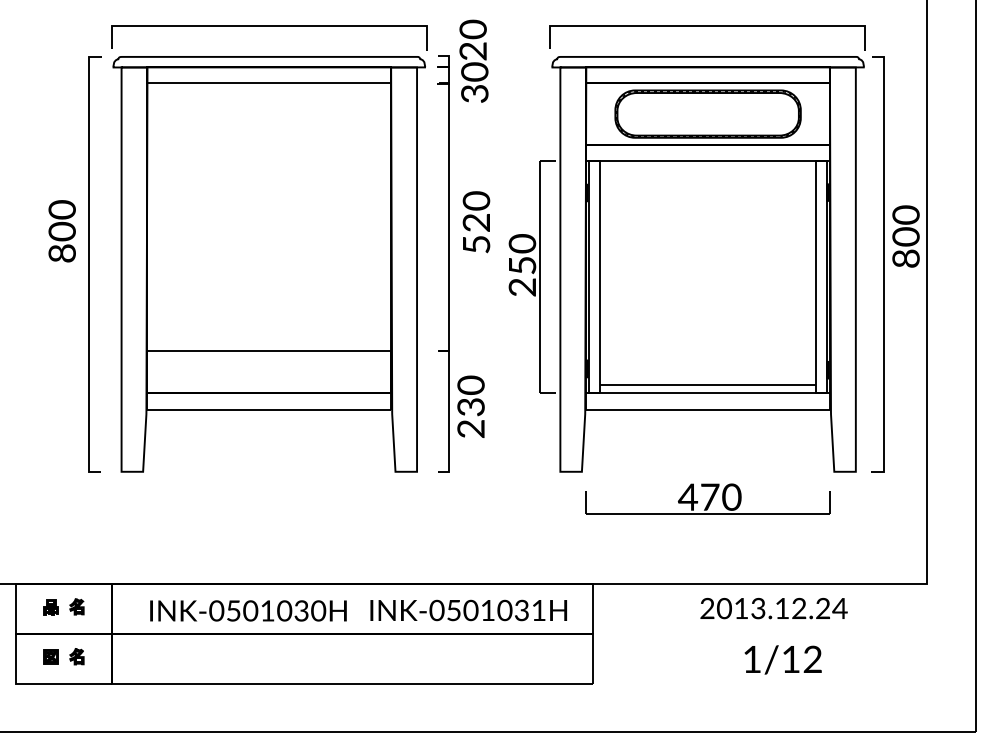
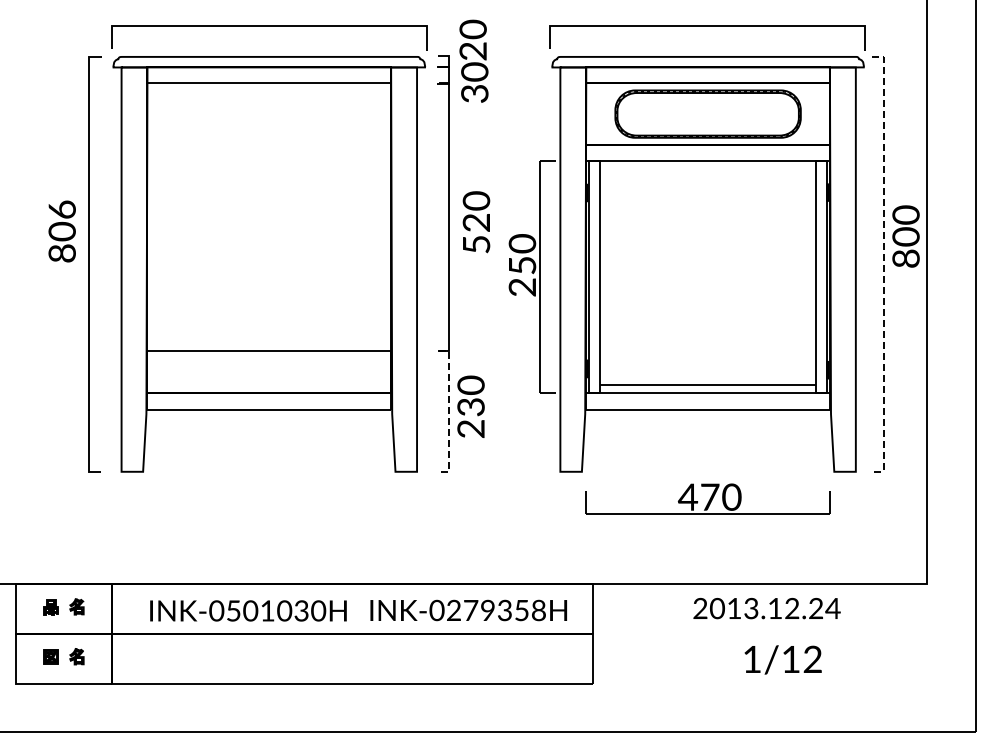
text: 800 -> 806 (61, 209)
line: solid -> dashed (883, 264)
line: solid -> dashed (449, 412)
text position: (773, 608) -> (766, 608) (766, 608)
text: INK-0501031H -> INK-0279358H (496, 610)
